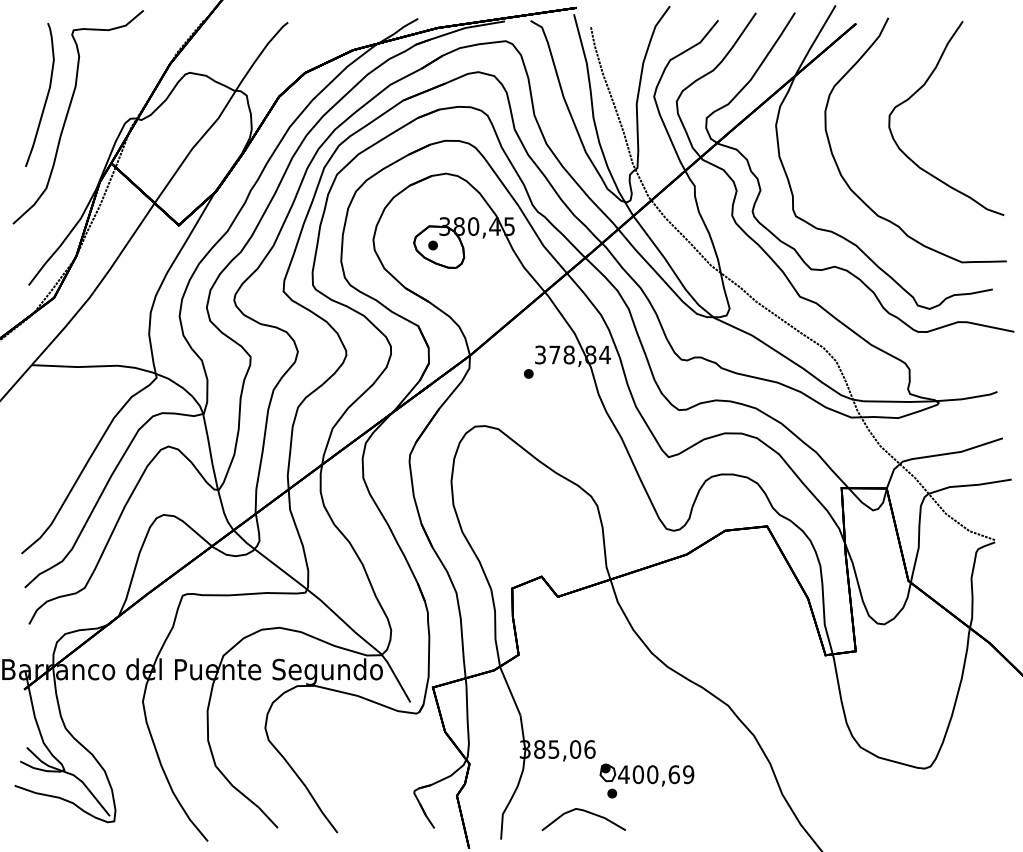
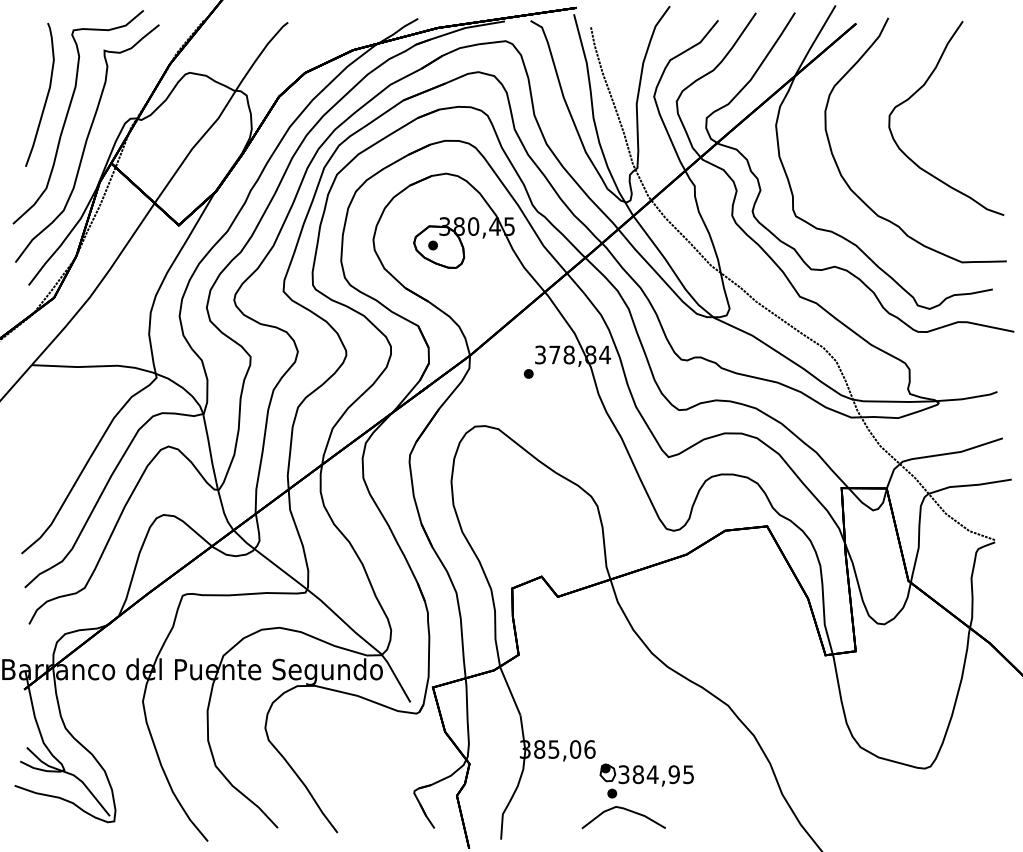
curve: none -> present (86, 143)
text: 400,69 -> 384,95 (656, 774)
curve position: (585, 812) -> (625, 810) (625, 810)
